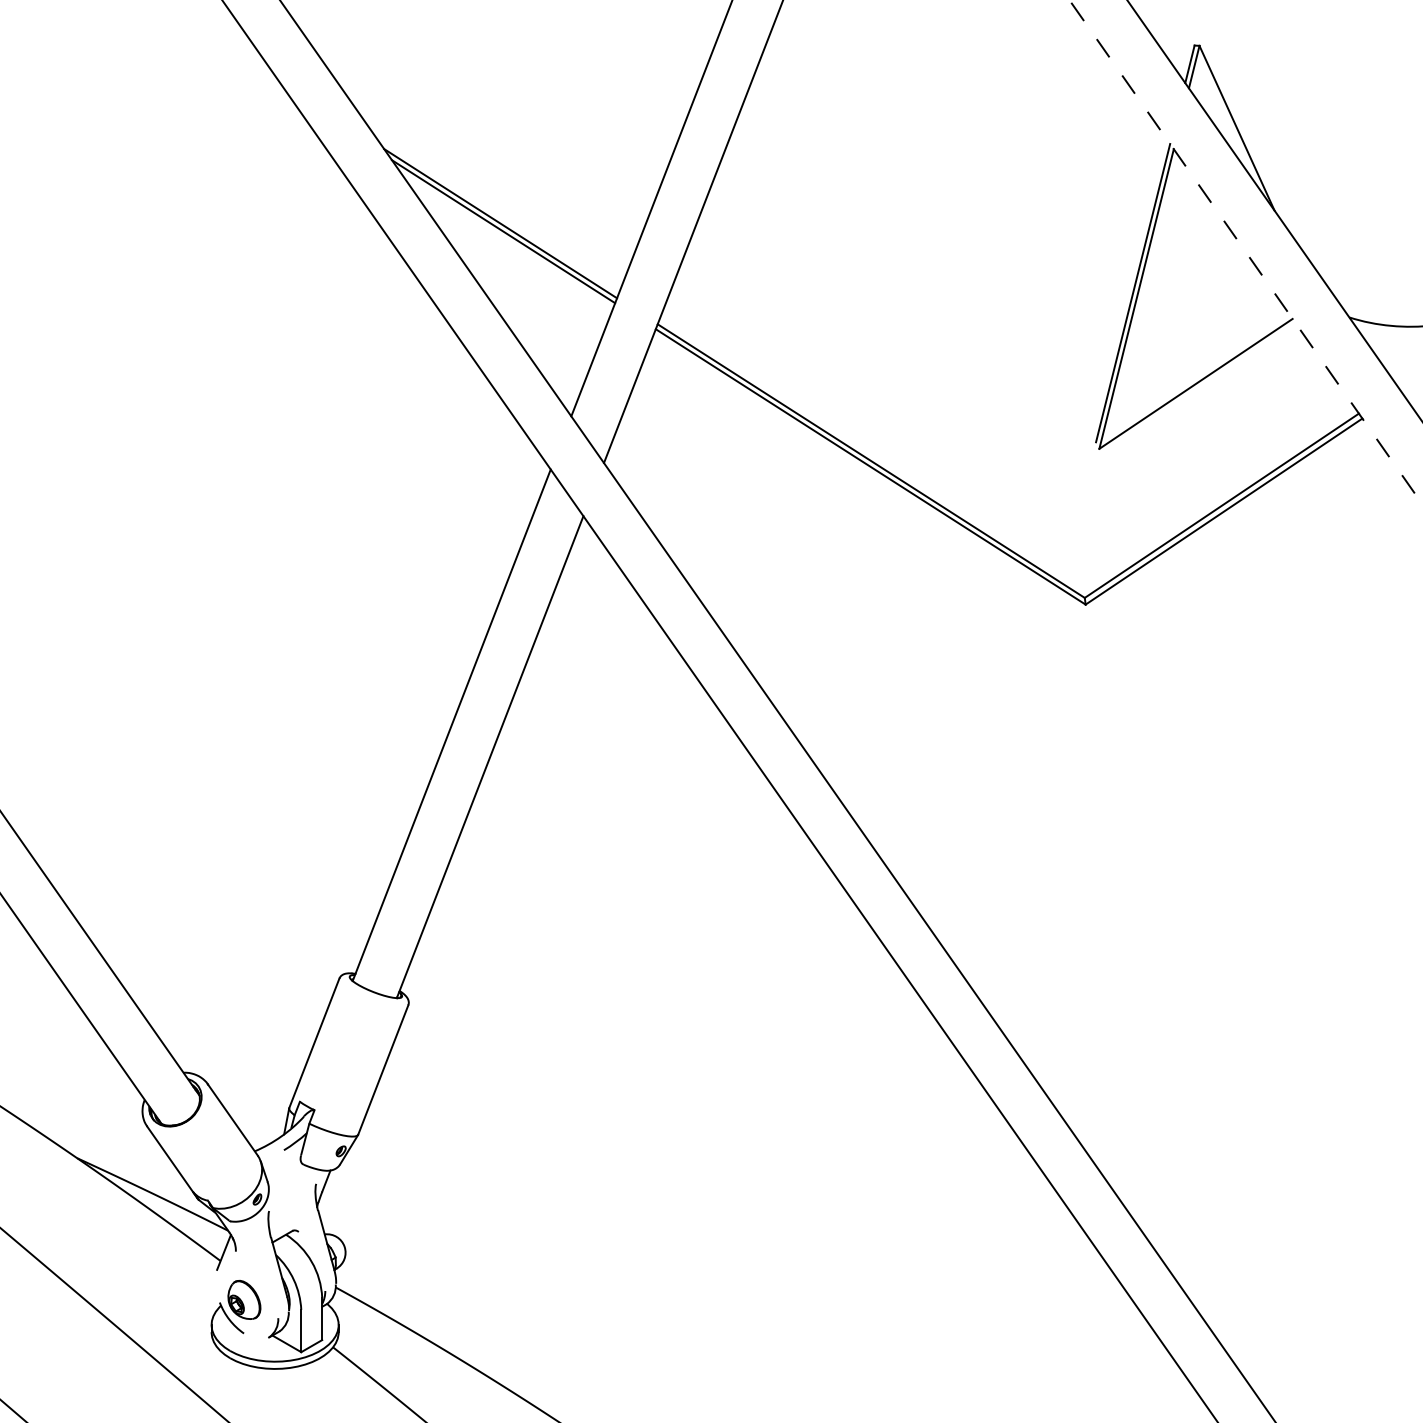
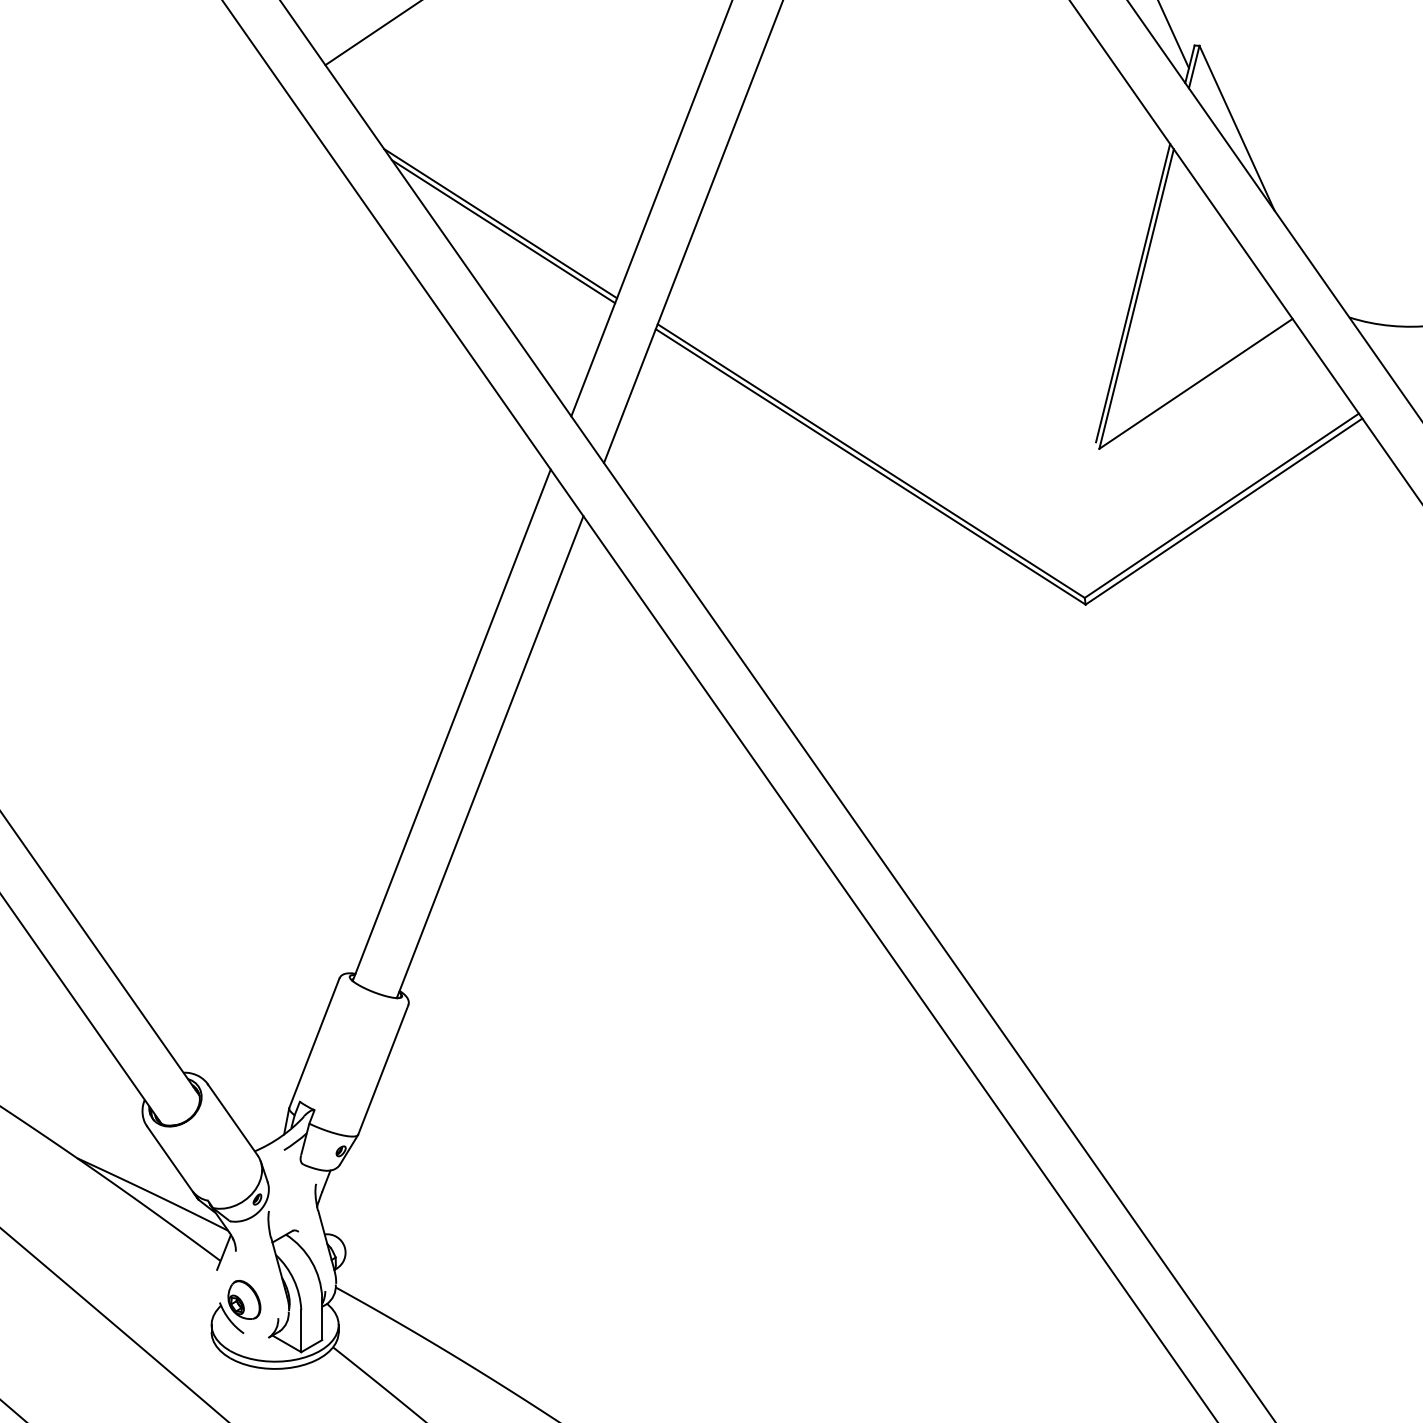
line: none -> present (372, 33)
line: none -> present (1173, 35)
line: dashed -> solid (1245, 252)
